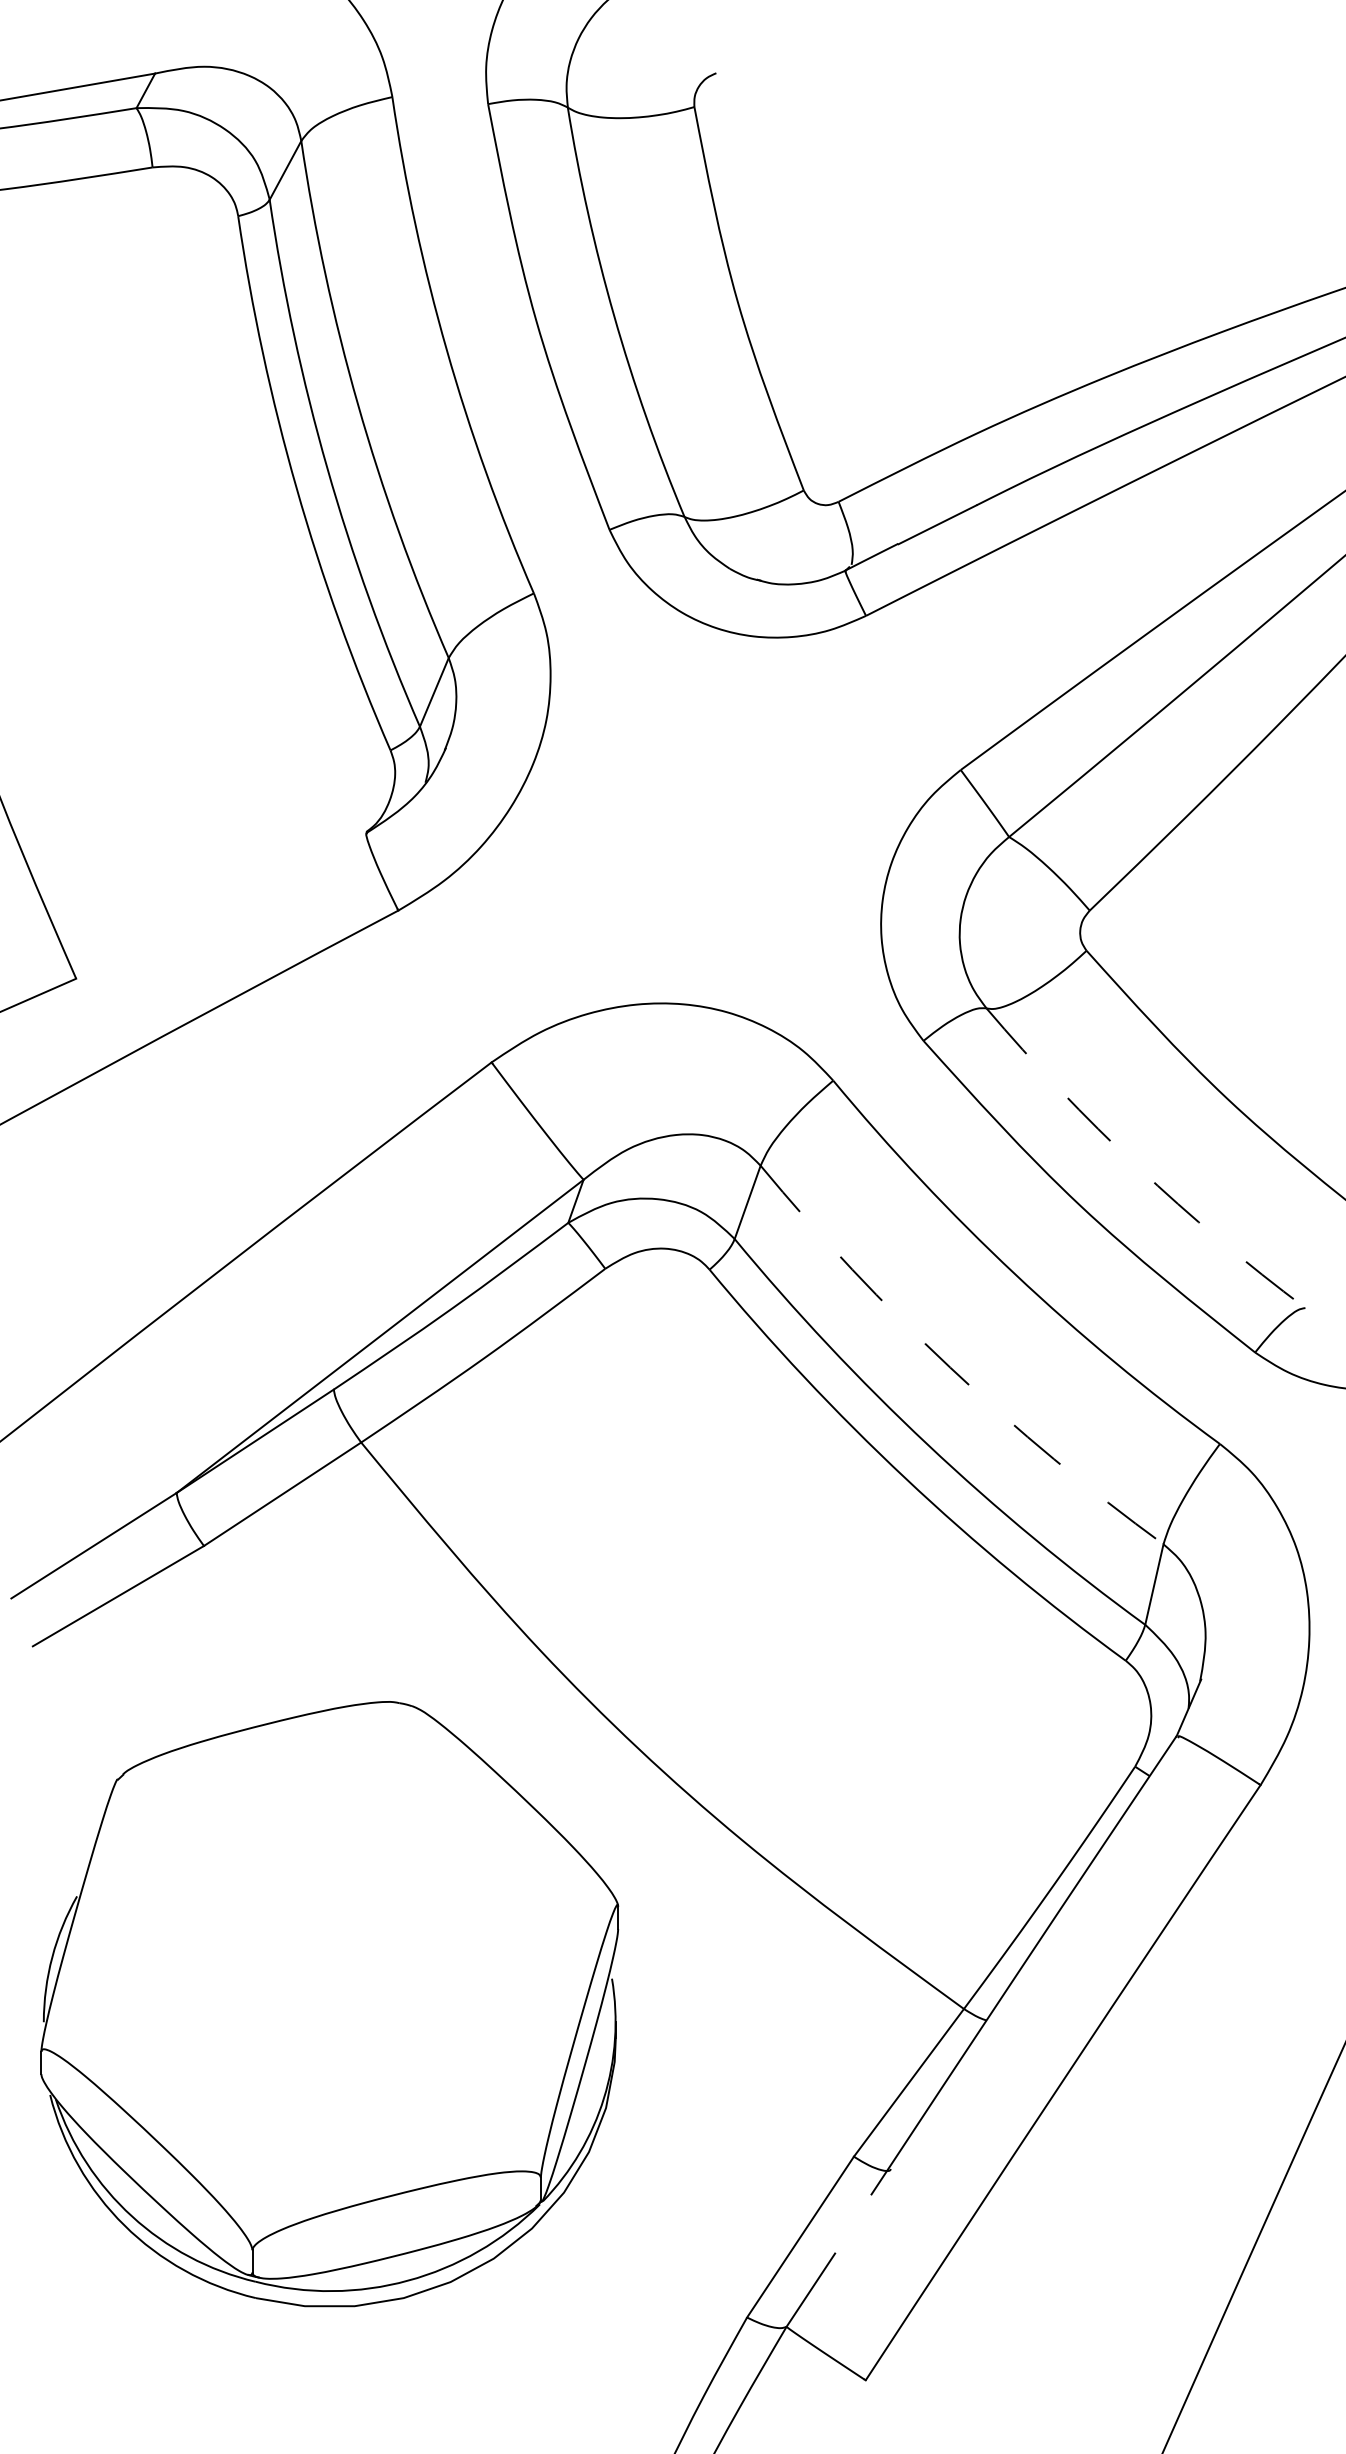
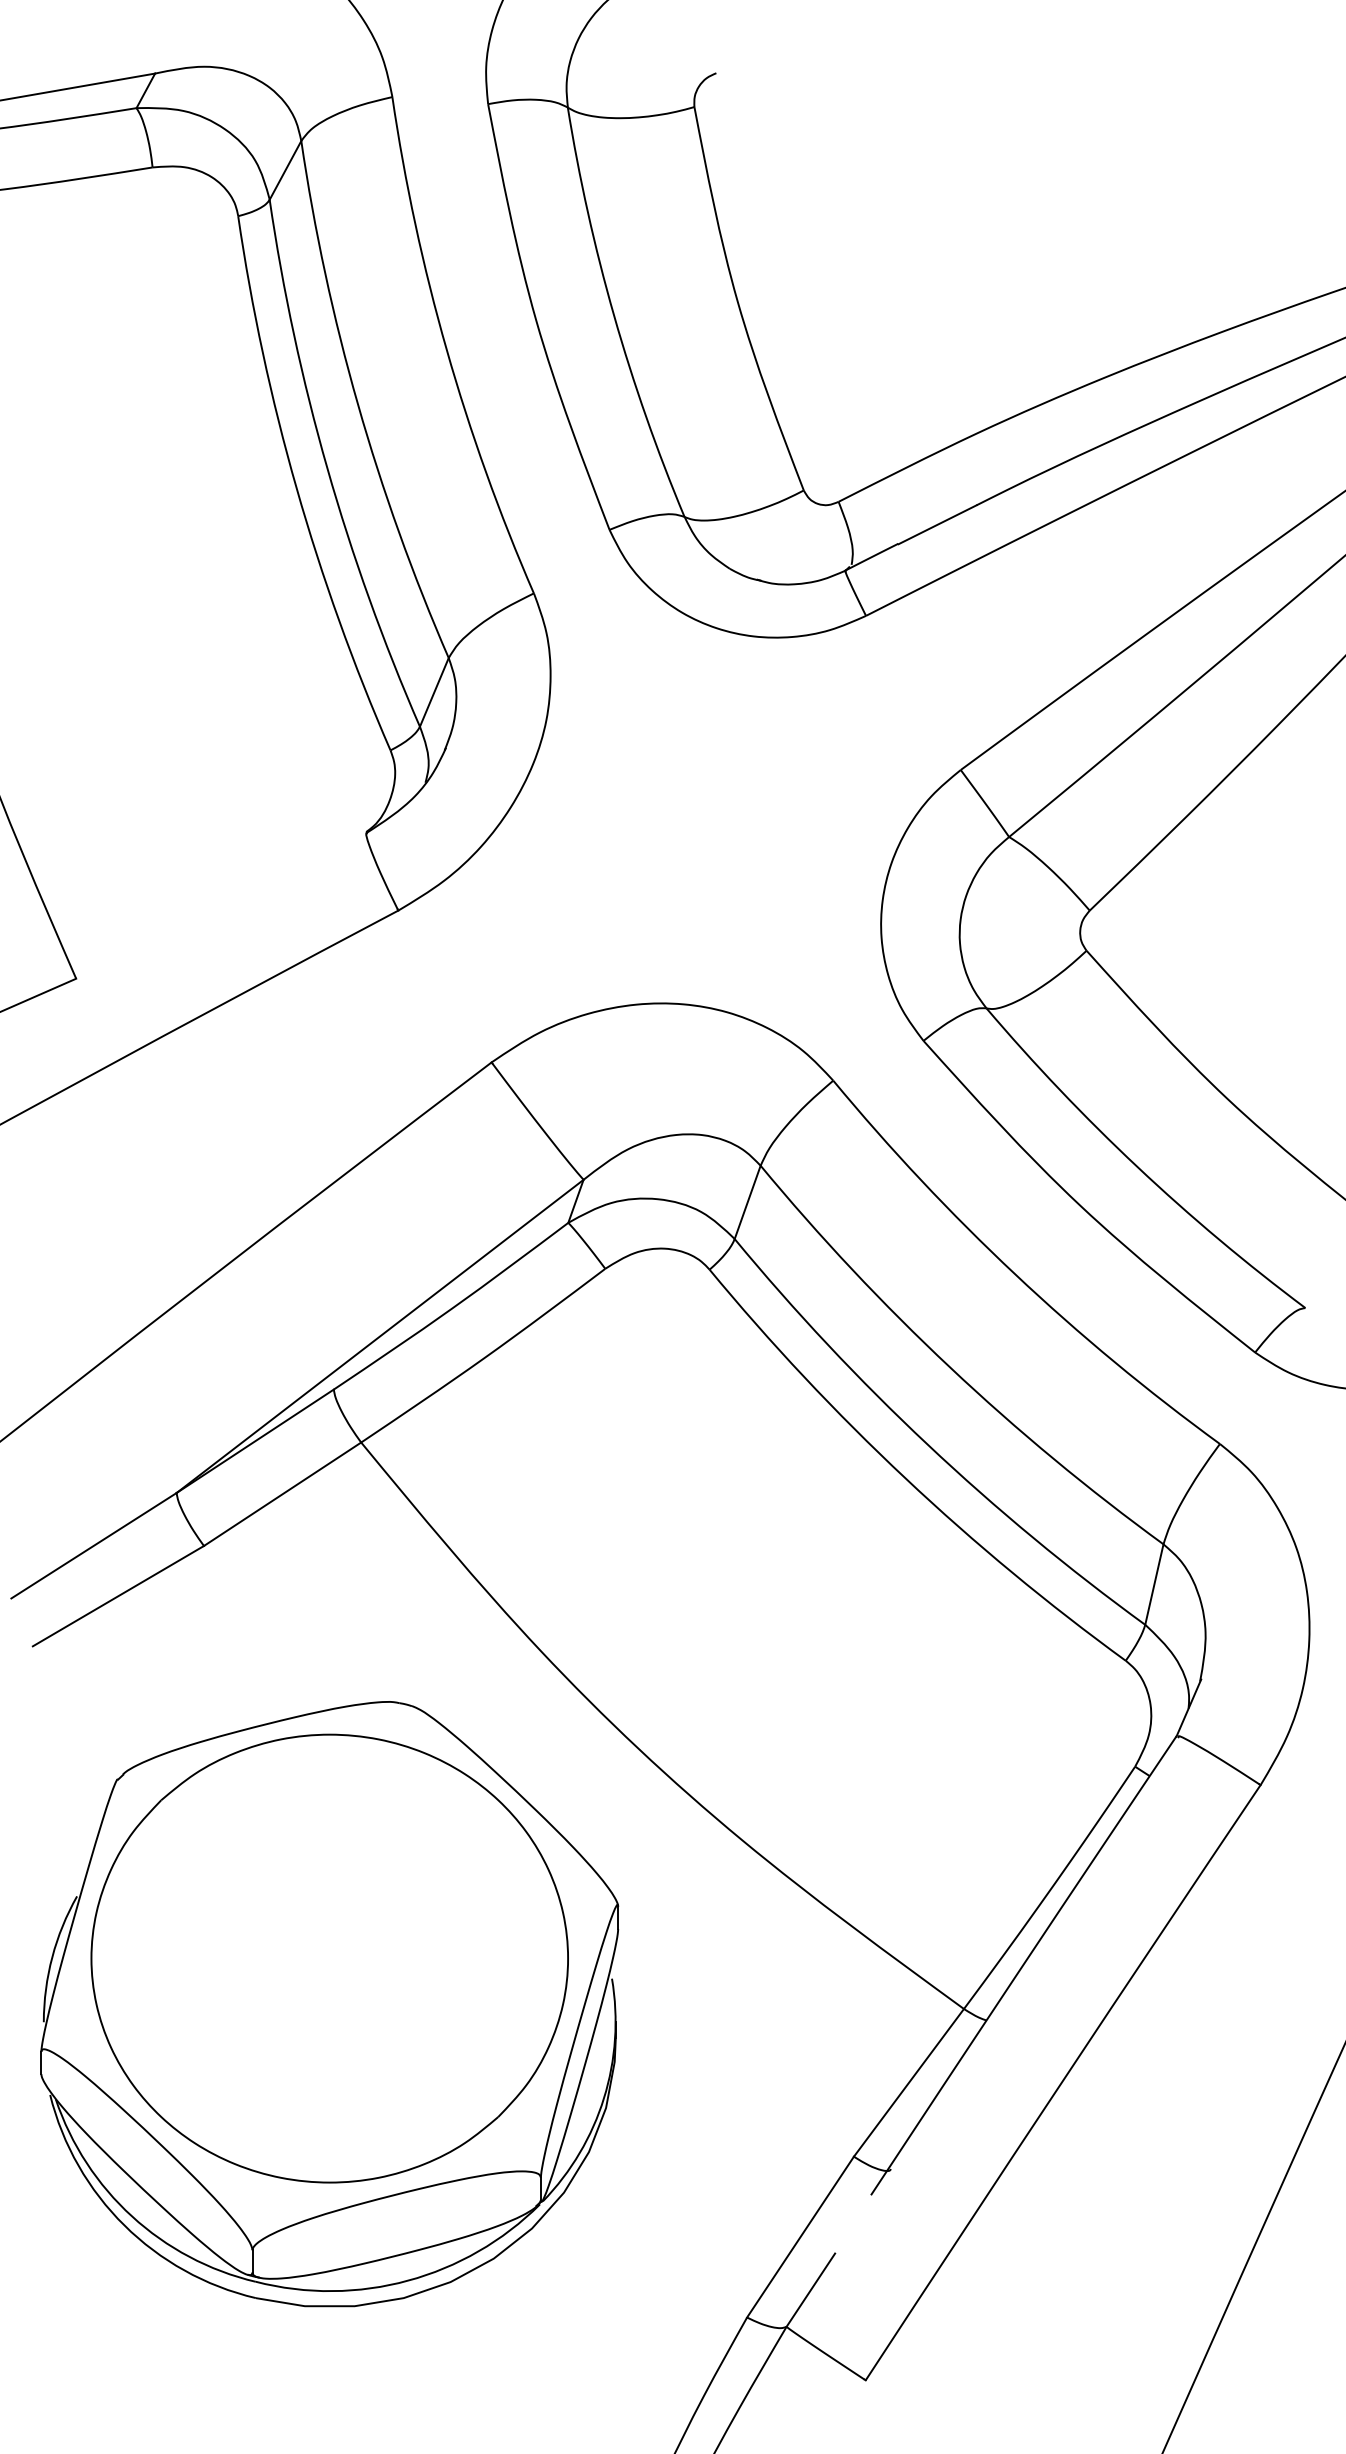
arc: dashed -> solid (1137, 1167)
arc: dashed -> solid (950, 1367)
part: none -> present (329, 1958)
